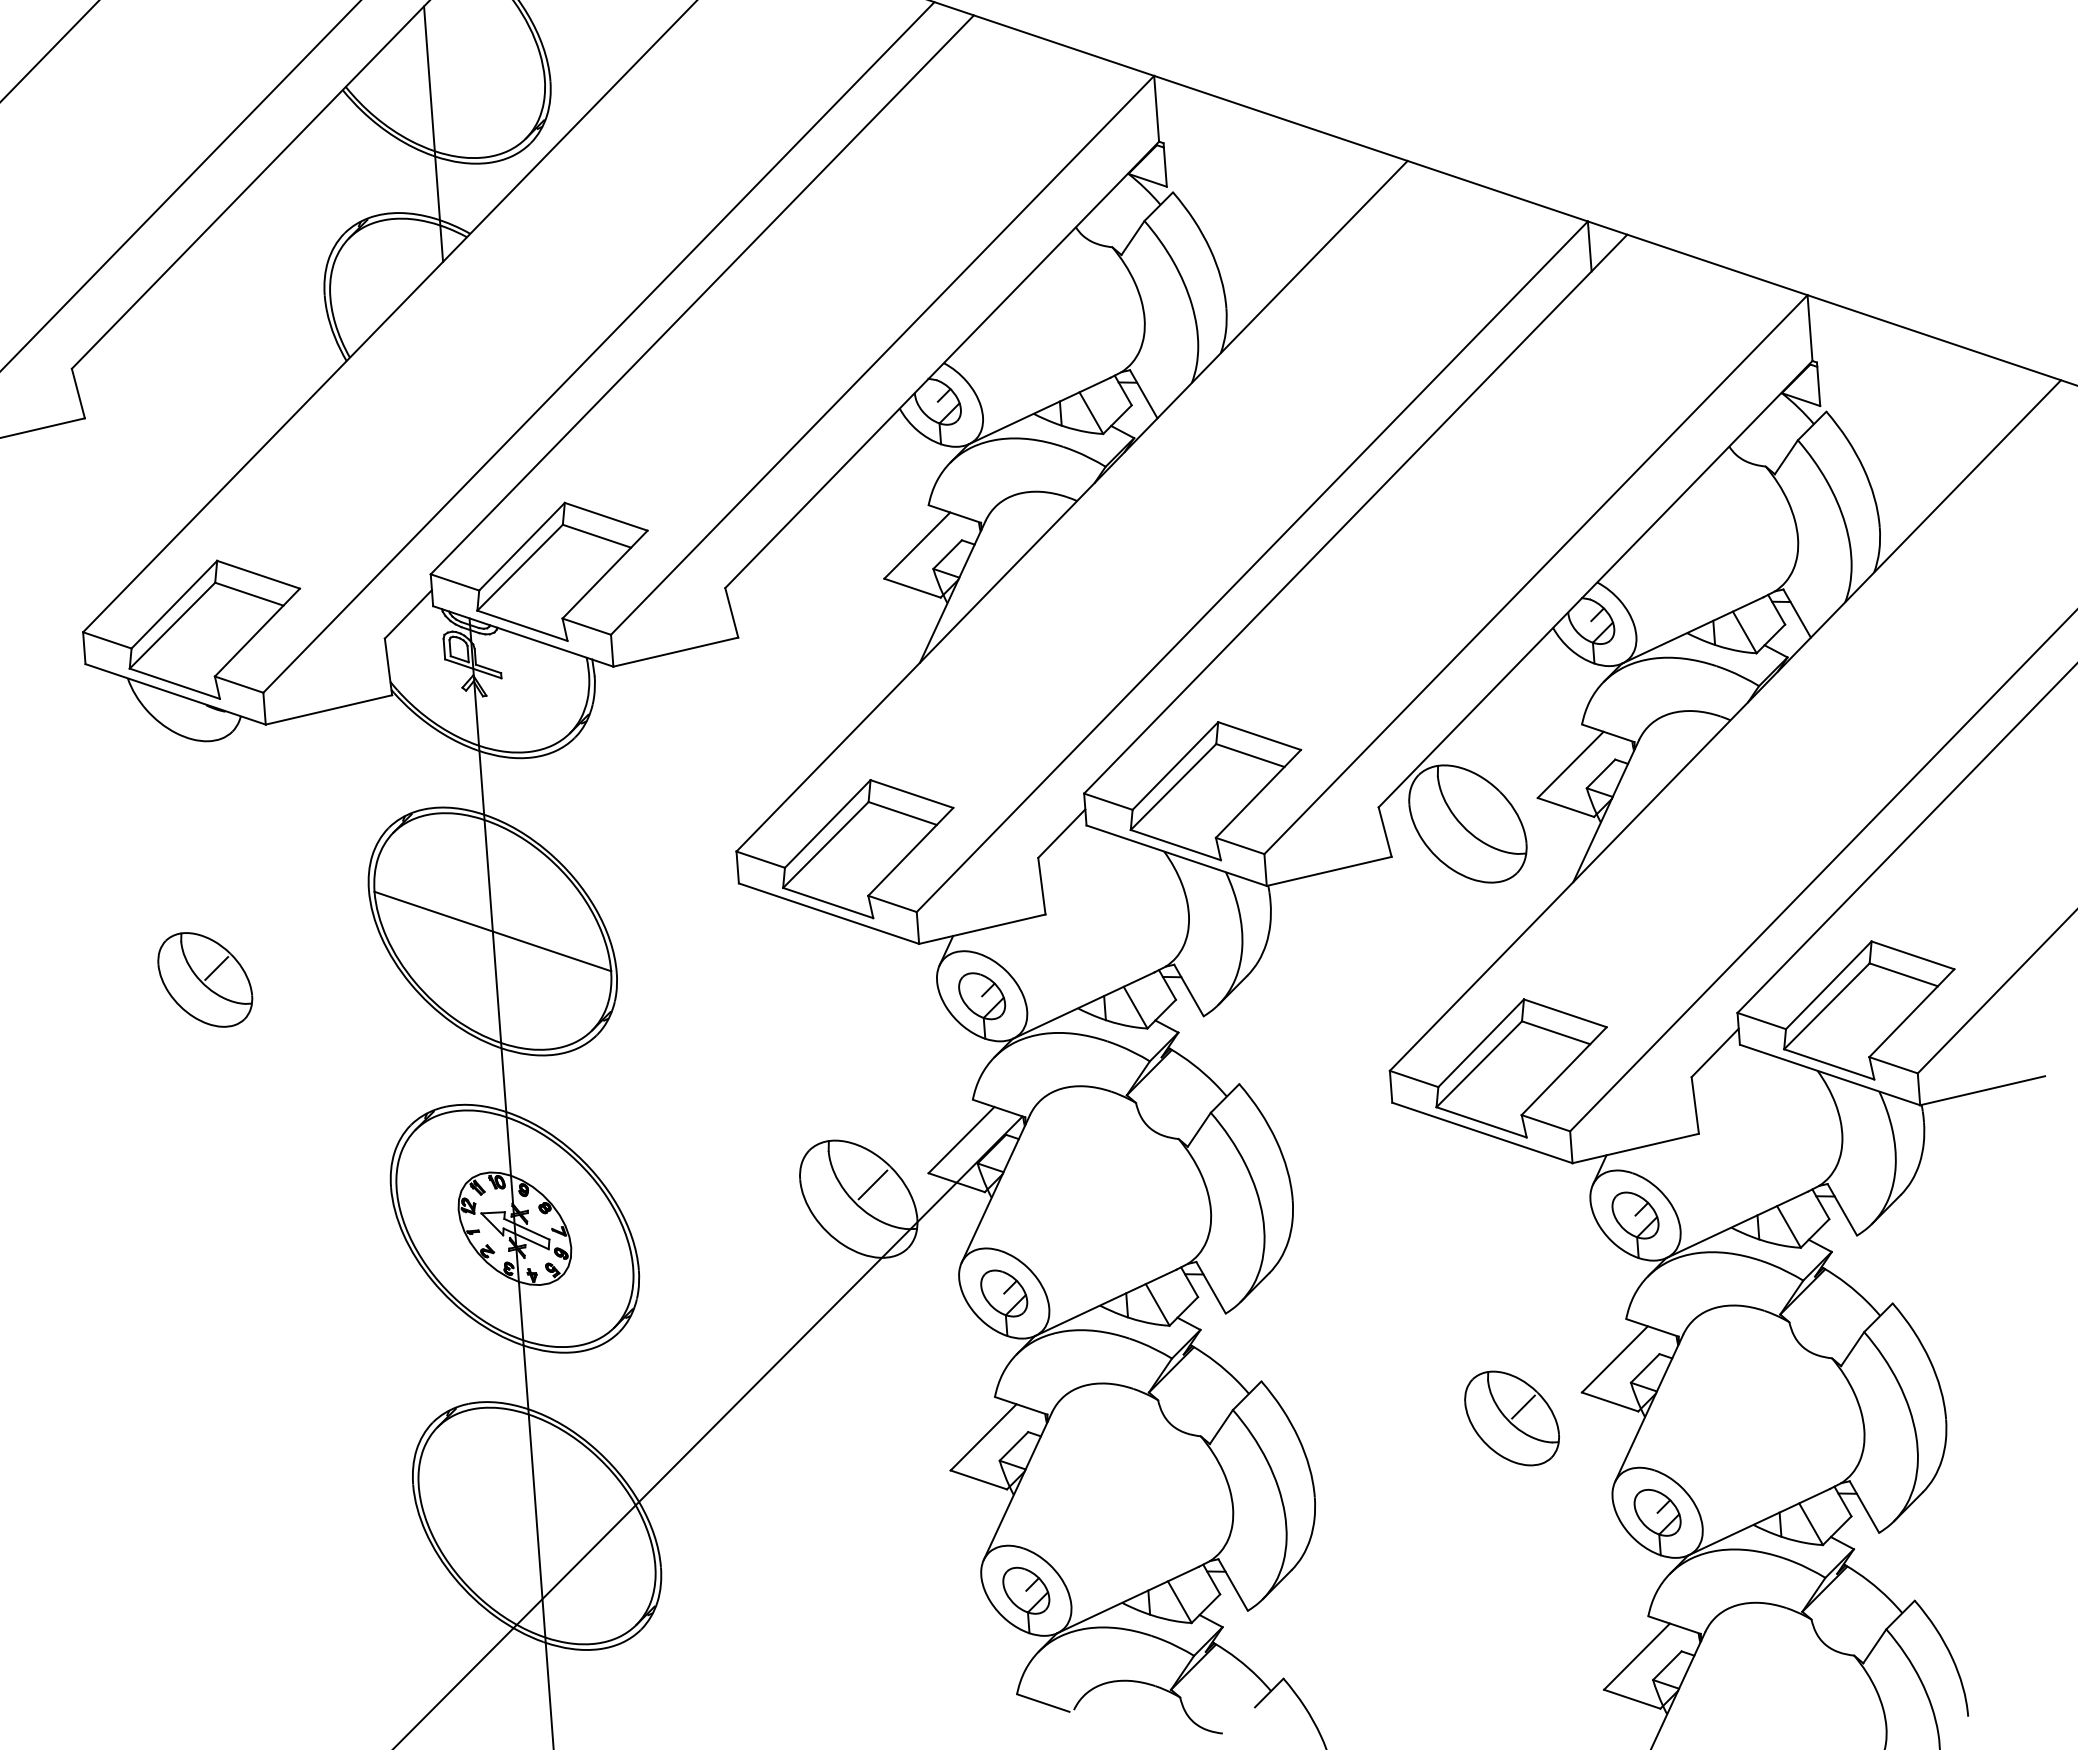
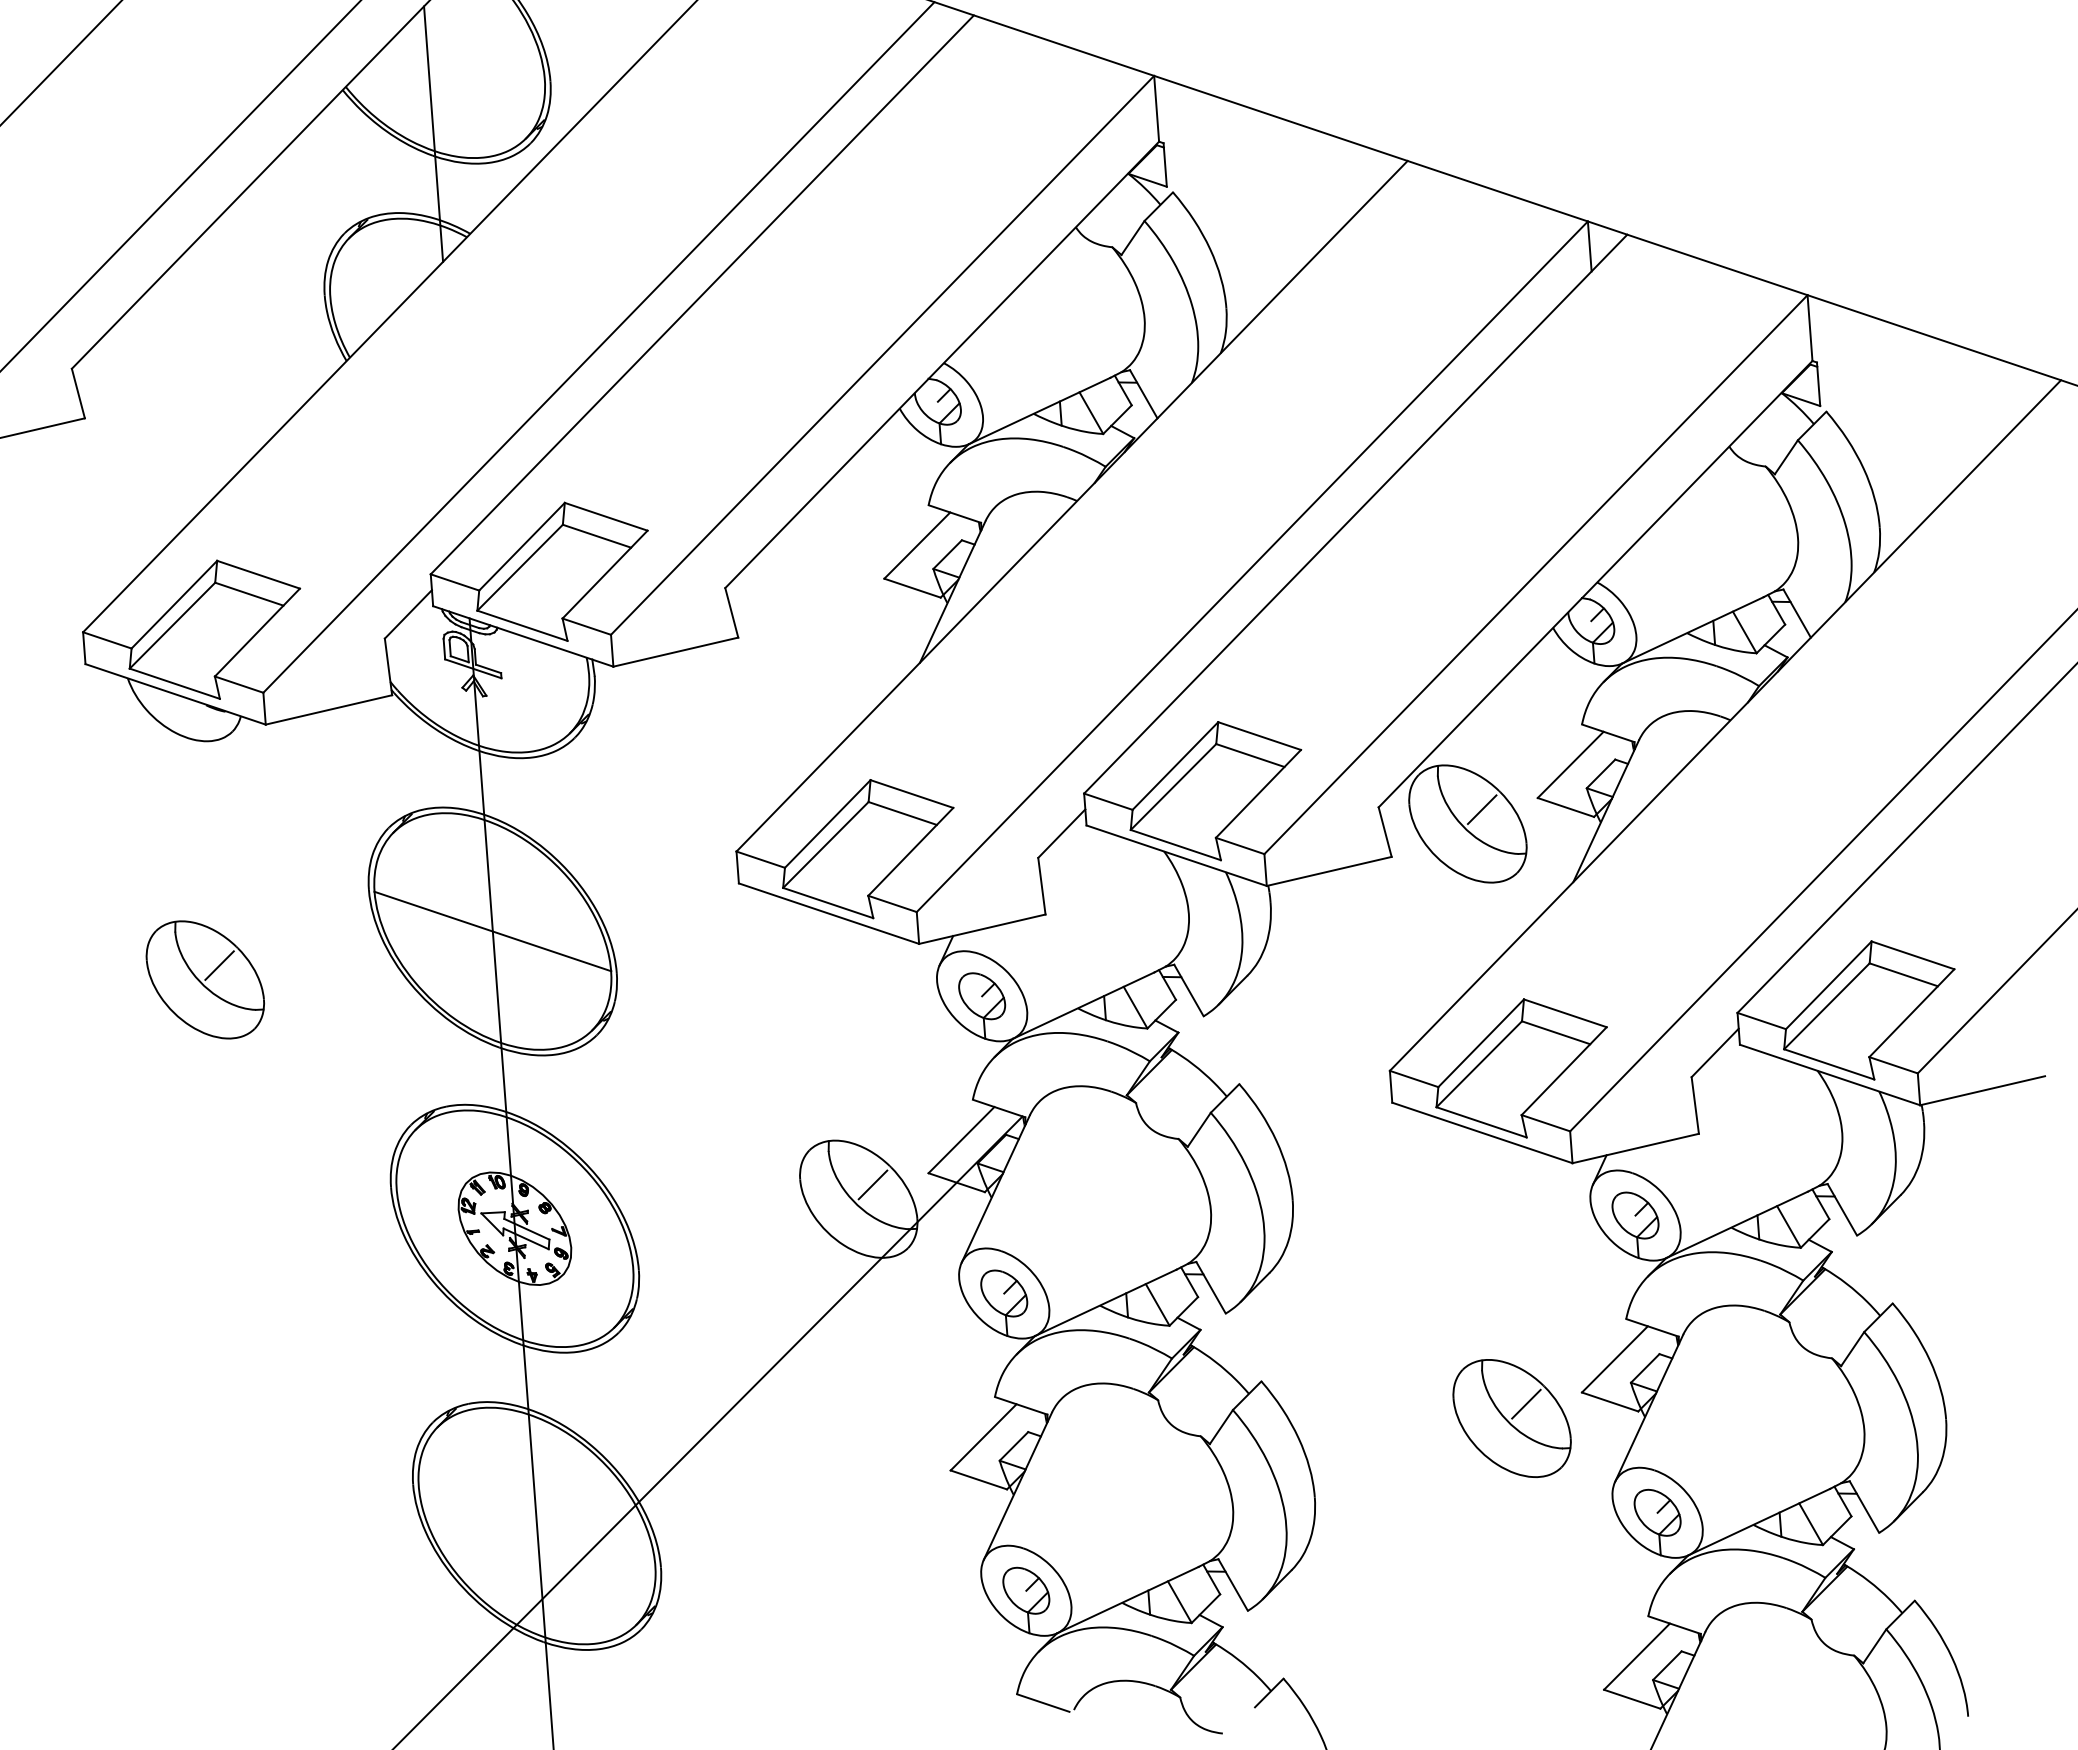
line position: (49, 51) -> (61, 62) (61, 62)
line: none -> present (1481, 809)
part size: 97x96 px -> 120x120 px (204, 979)
part size: 96x97 px -> 120x119 px (1511, 1418)
